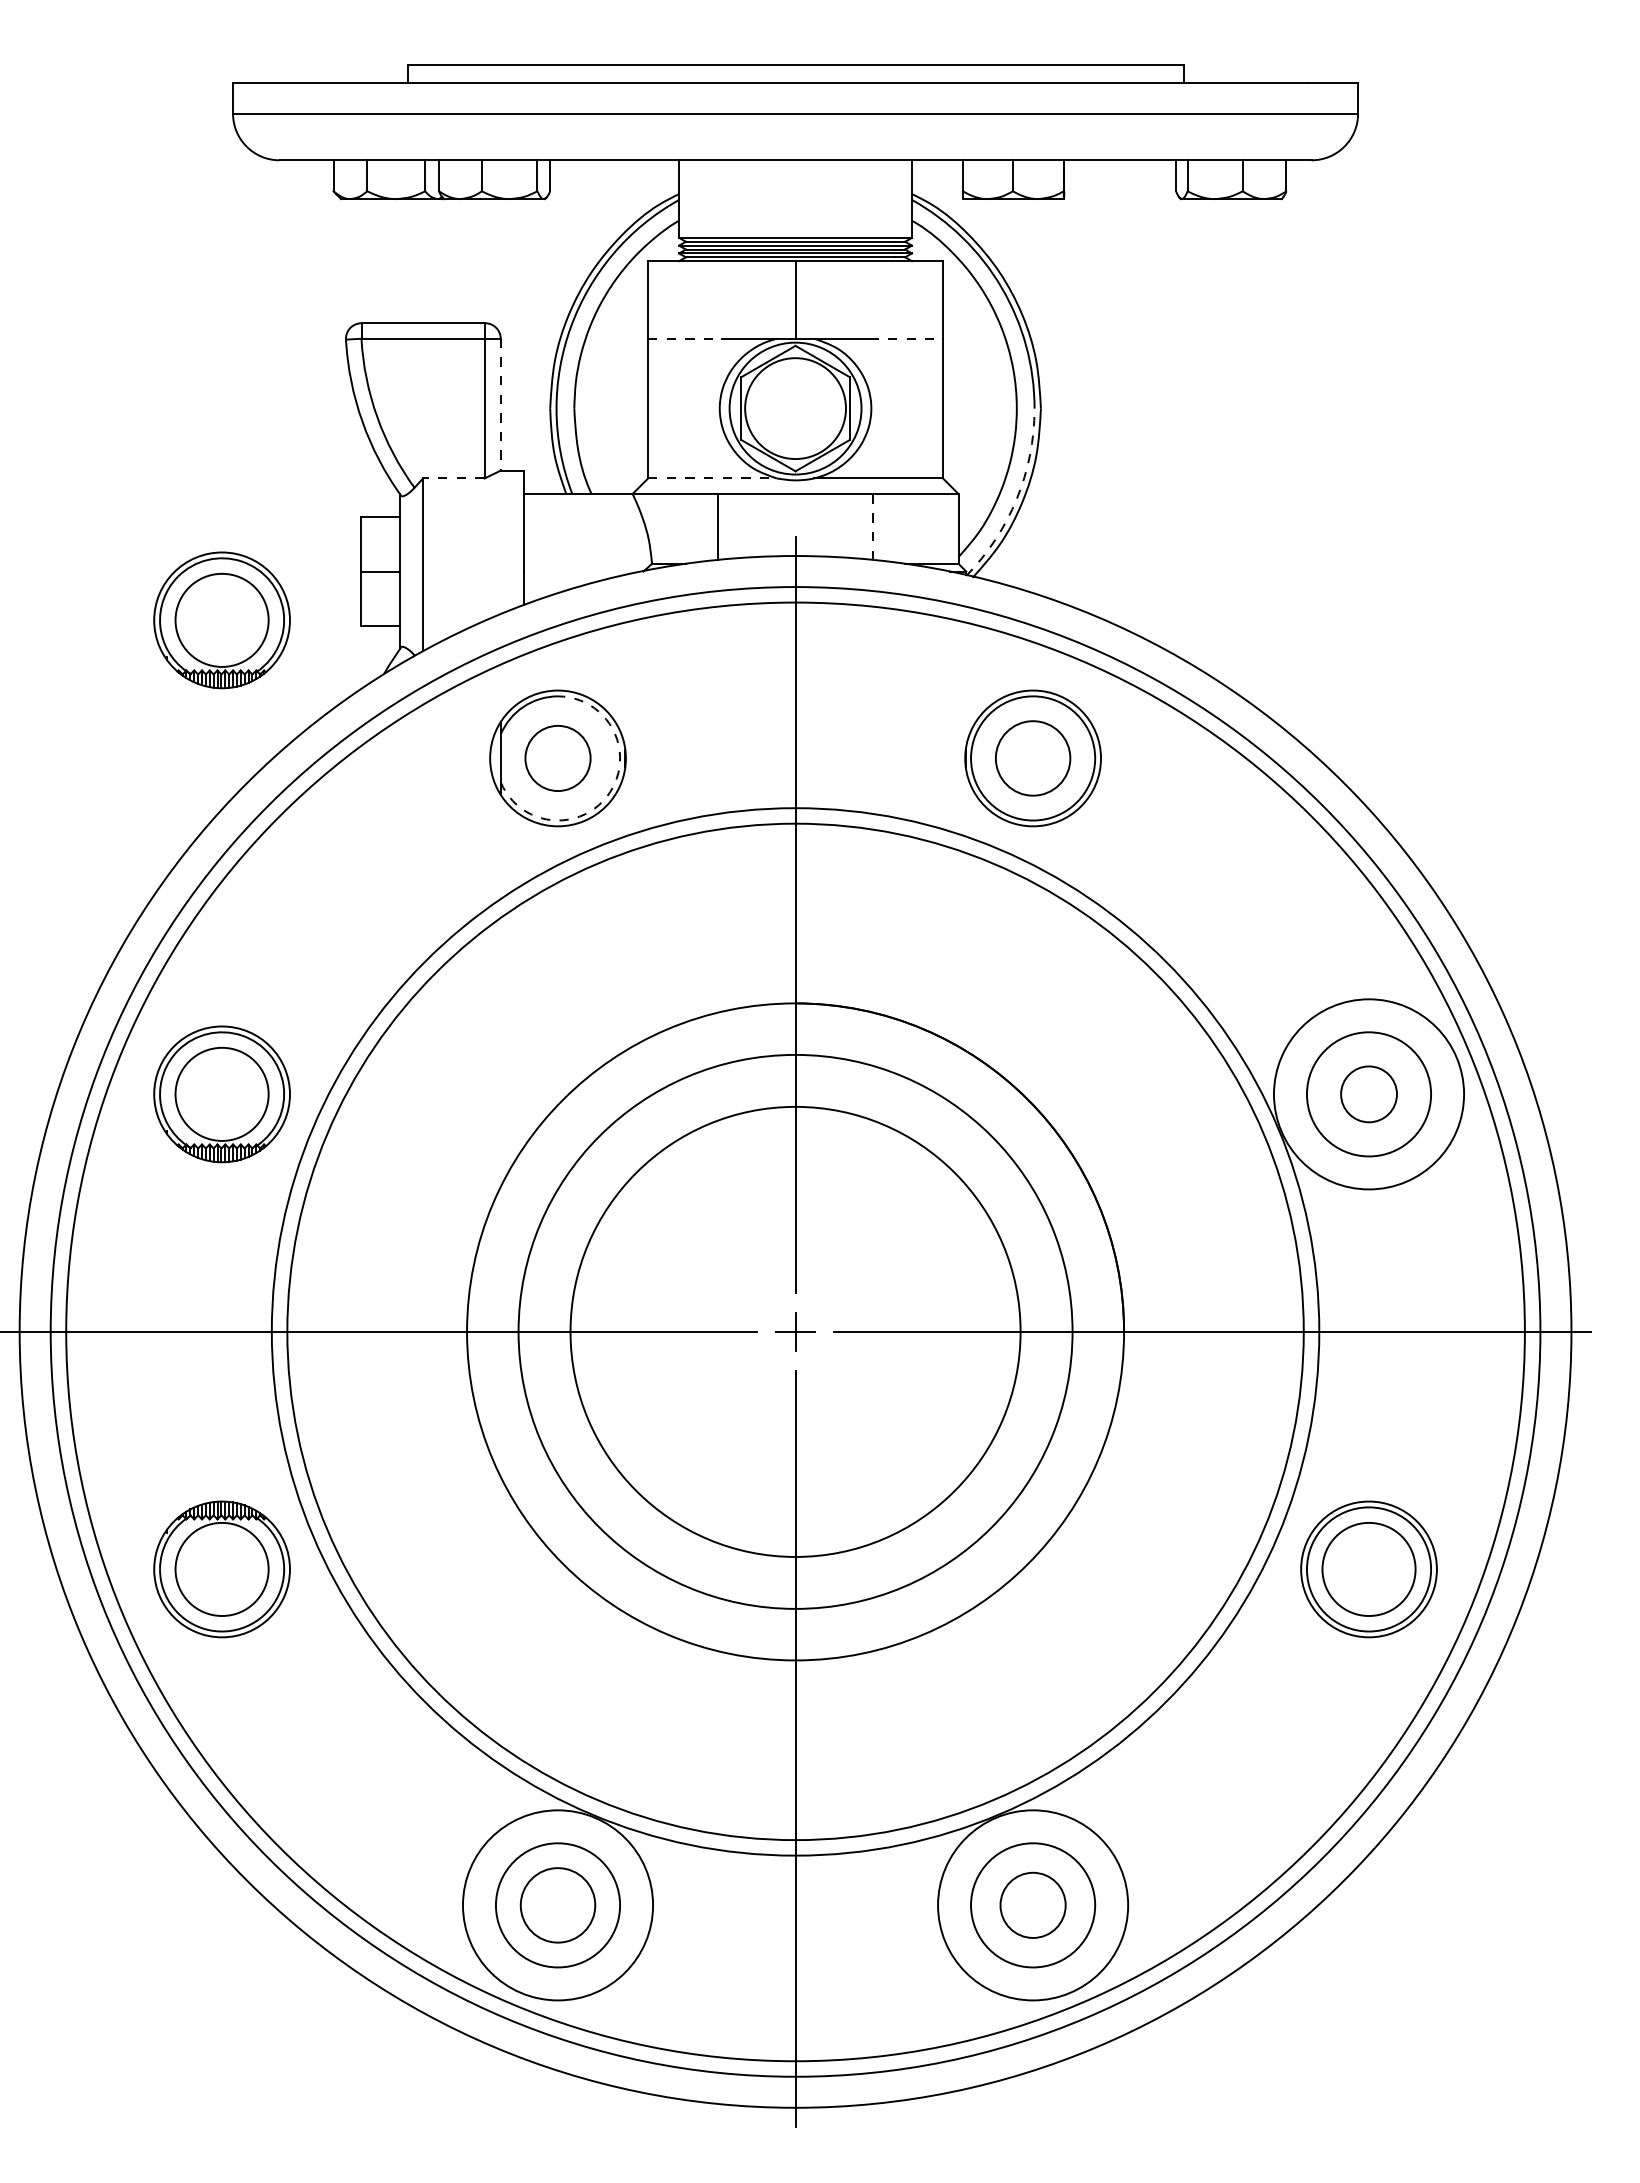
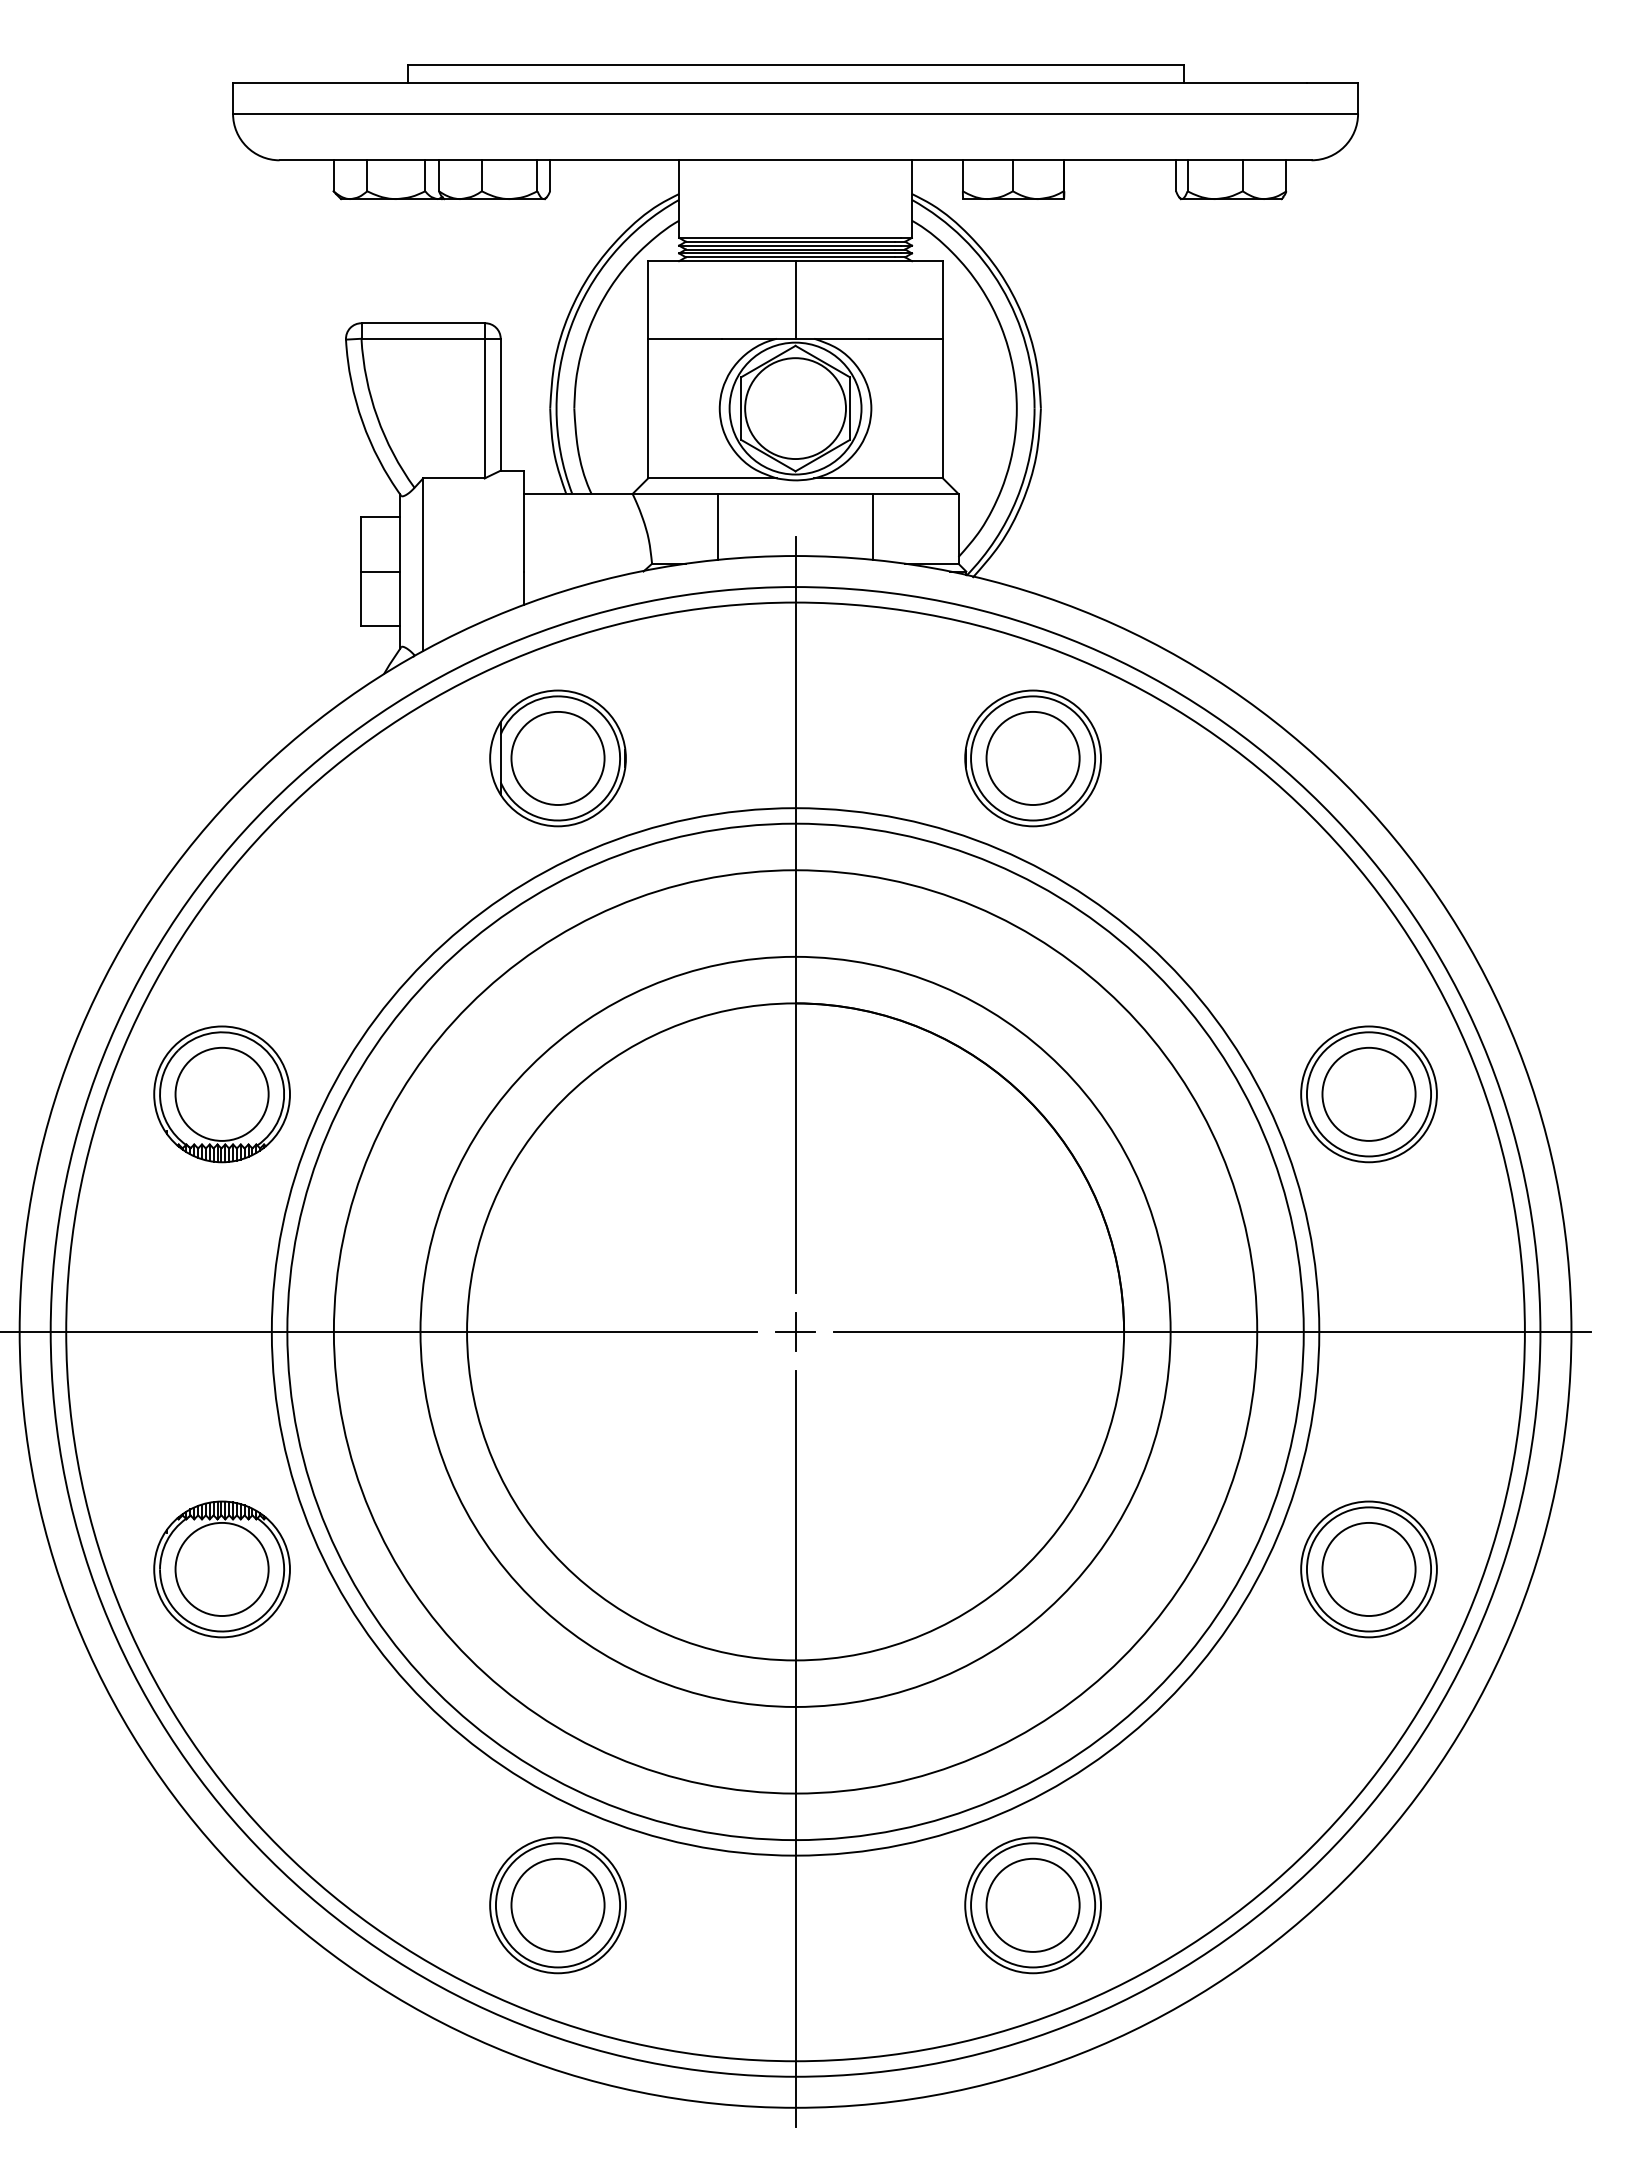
line: dashed -> solid (685, 338)
line: dashed -> solid (906, 338)
line: dashed -> solid (500, 404)
line: dashed -> solid (453, 478)
line: dashed -> solid (712, 478)
arc: dashed -> solid (1016, 499)
line: dashed -> solid (873, 526)
part: present -> none (221, 620)
circle diameter: 65 px -> 93 px (557, 758)
circle diameter: 74 px -> 93 px (1032, 758)
arc: dashed -> solid (609, 792)
circle diameter: 190 px -> 136 px (1368, 1094)
circle diameter: 56 px -> 93 px (1368, 1093)
circle diameter: 450 px -> 750 px (795, 1331)
circle diameter: 554 px -> 923 px (795, 1331)
circle diameter: 65 px -> 93 px (1032, 1904)
circle diameter: 190 px -> 136 px (557, 1905)
circle diameter: 74 px -> 93 px (557, 1904)
circle diameter: 190 px -> 136 px (1032, 1905)
